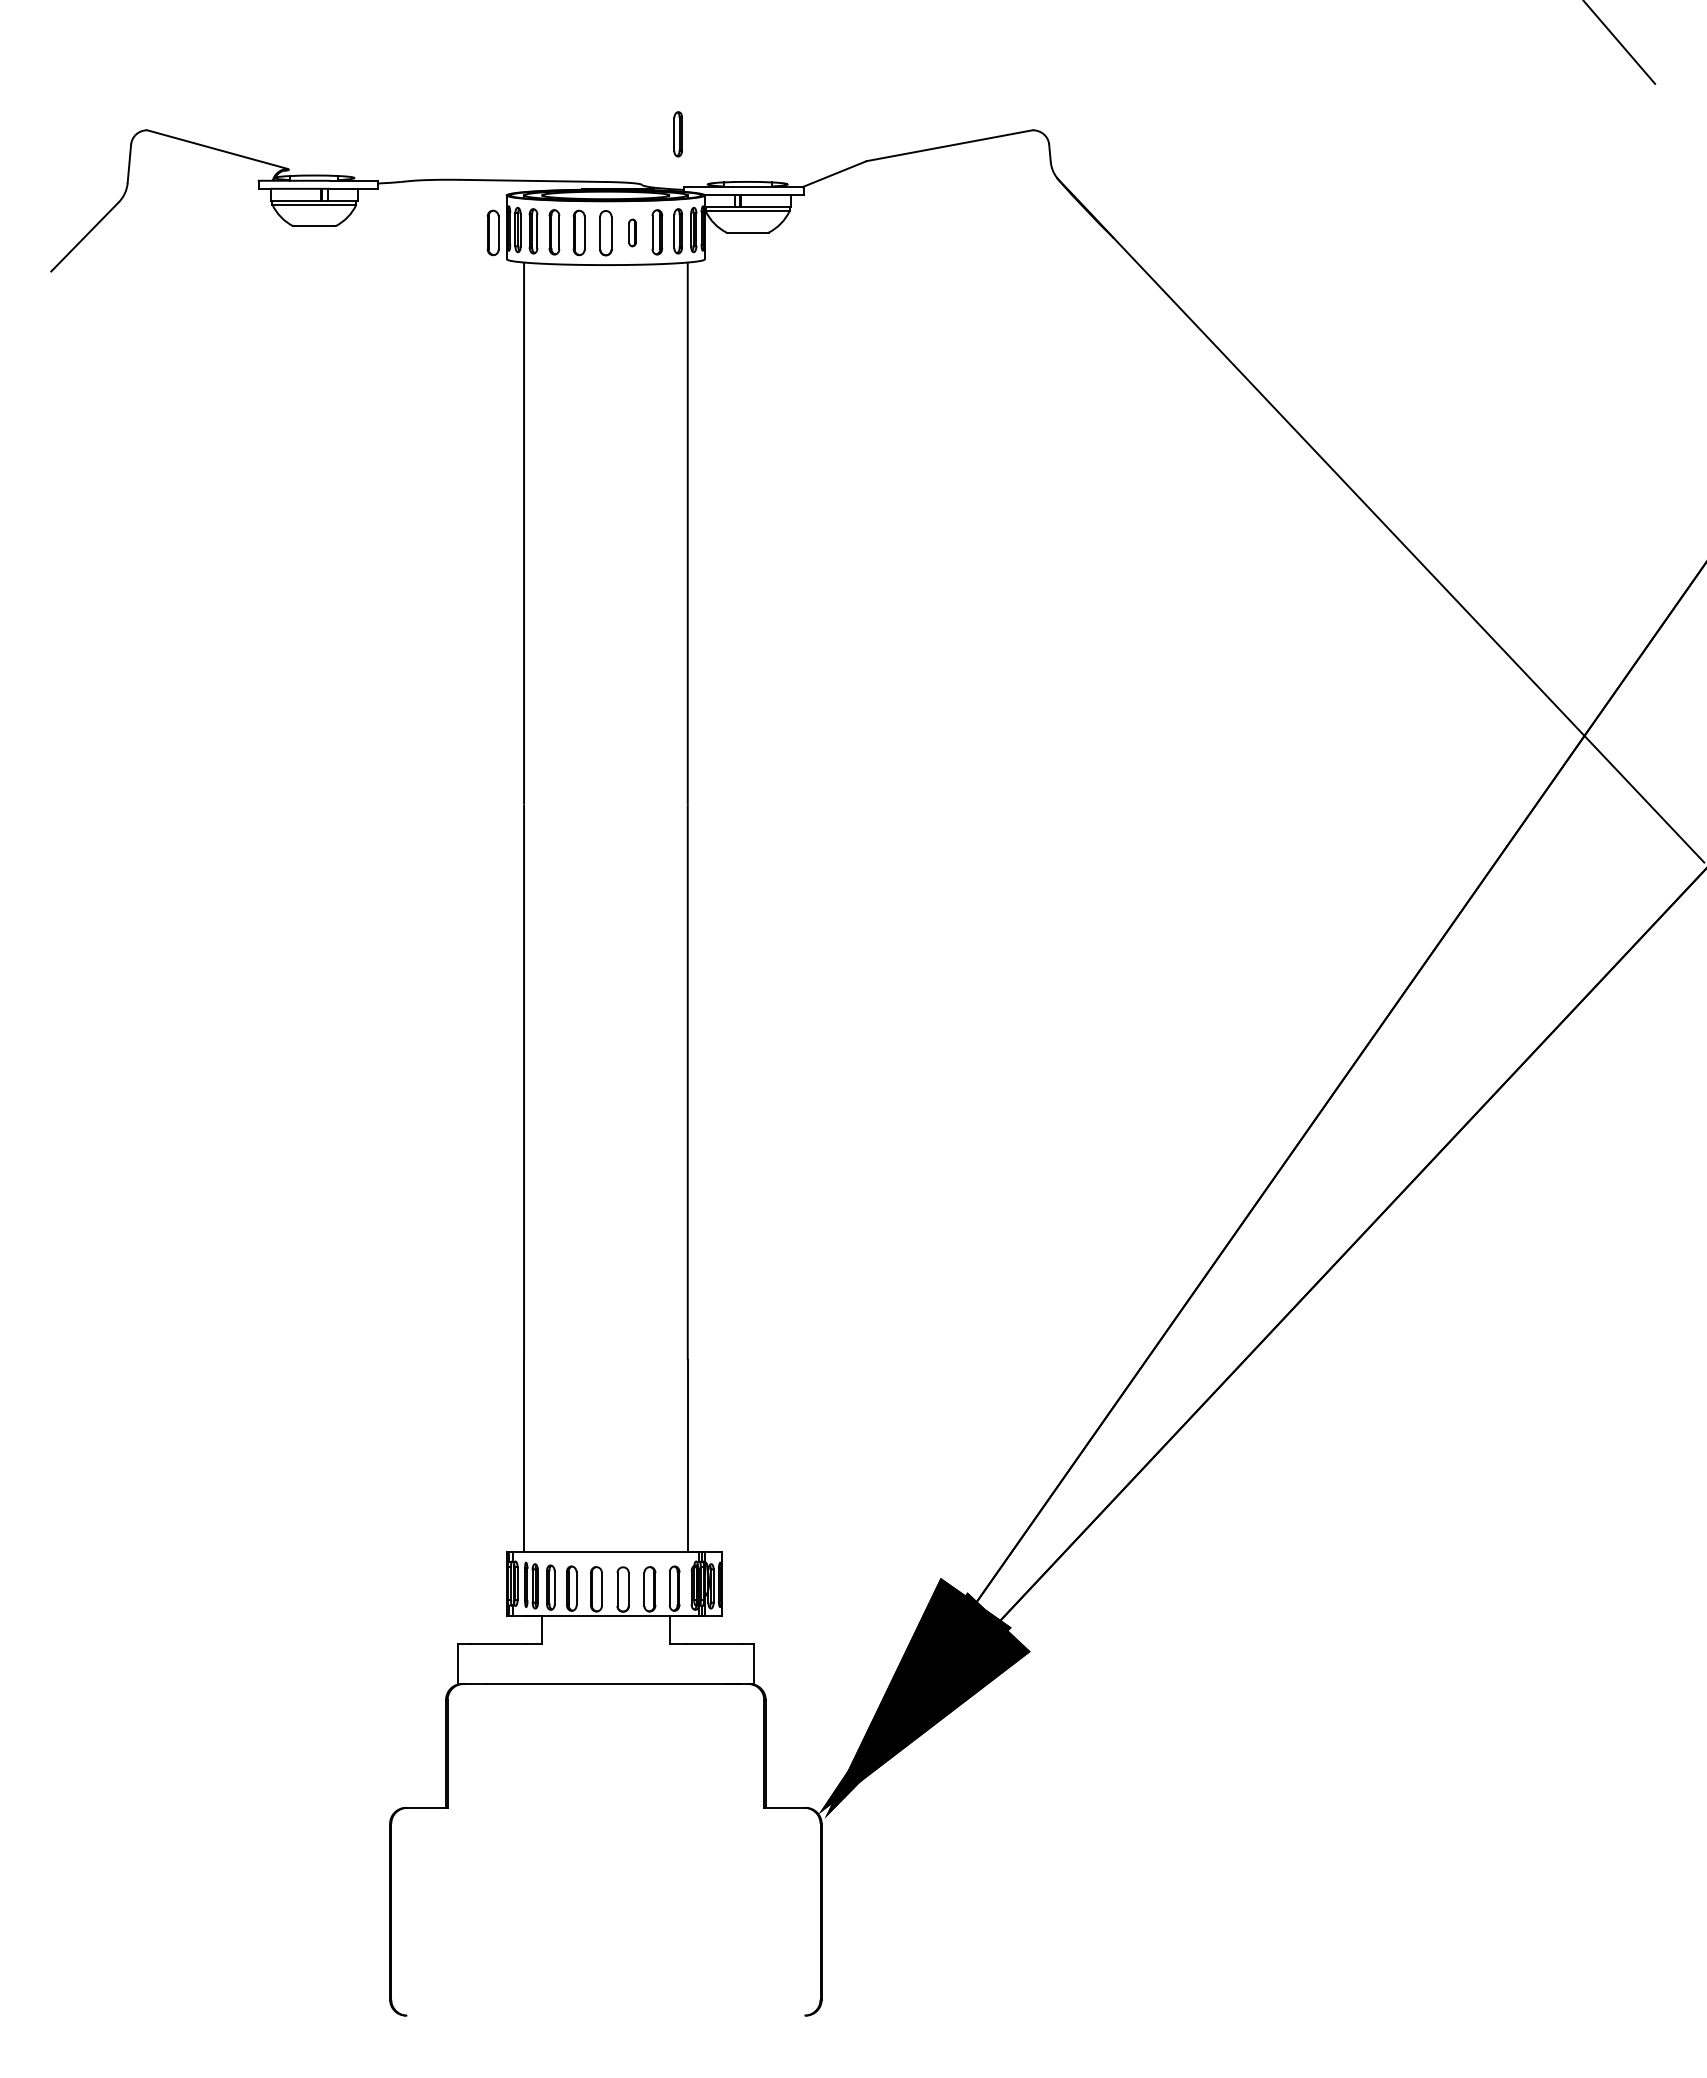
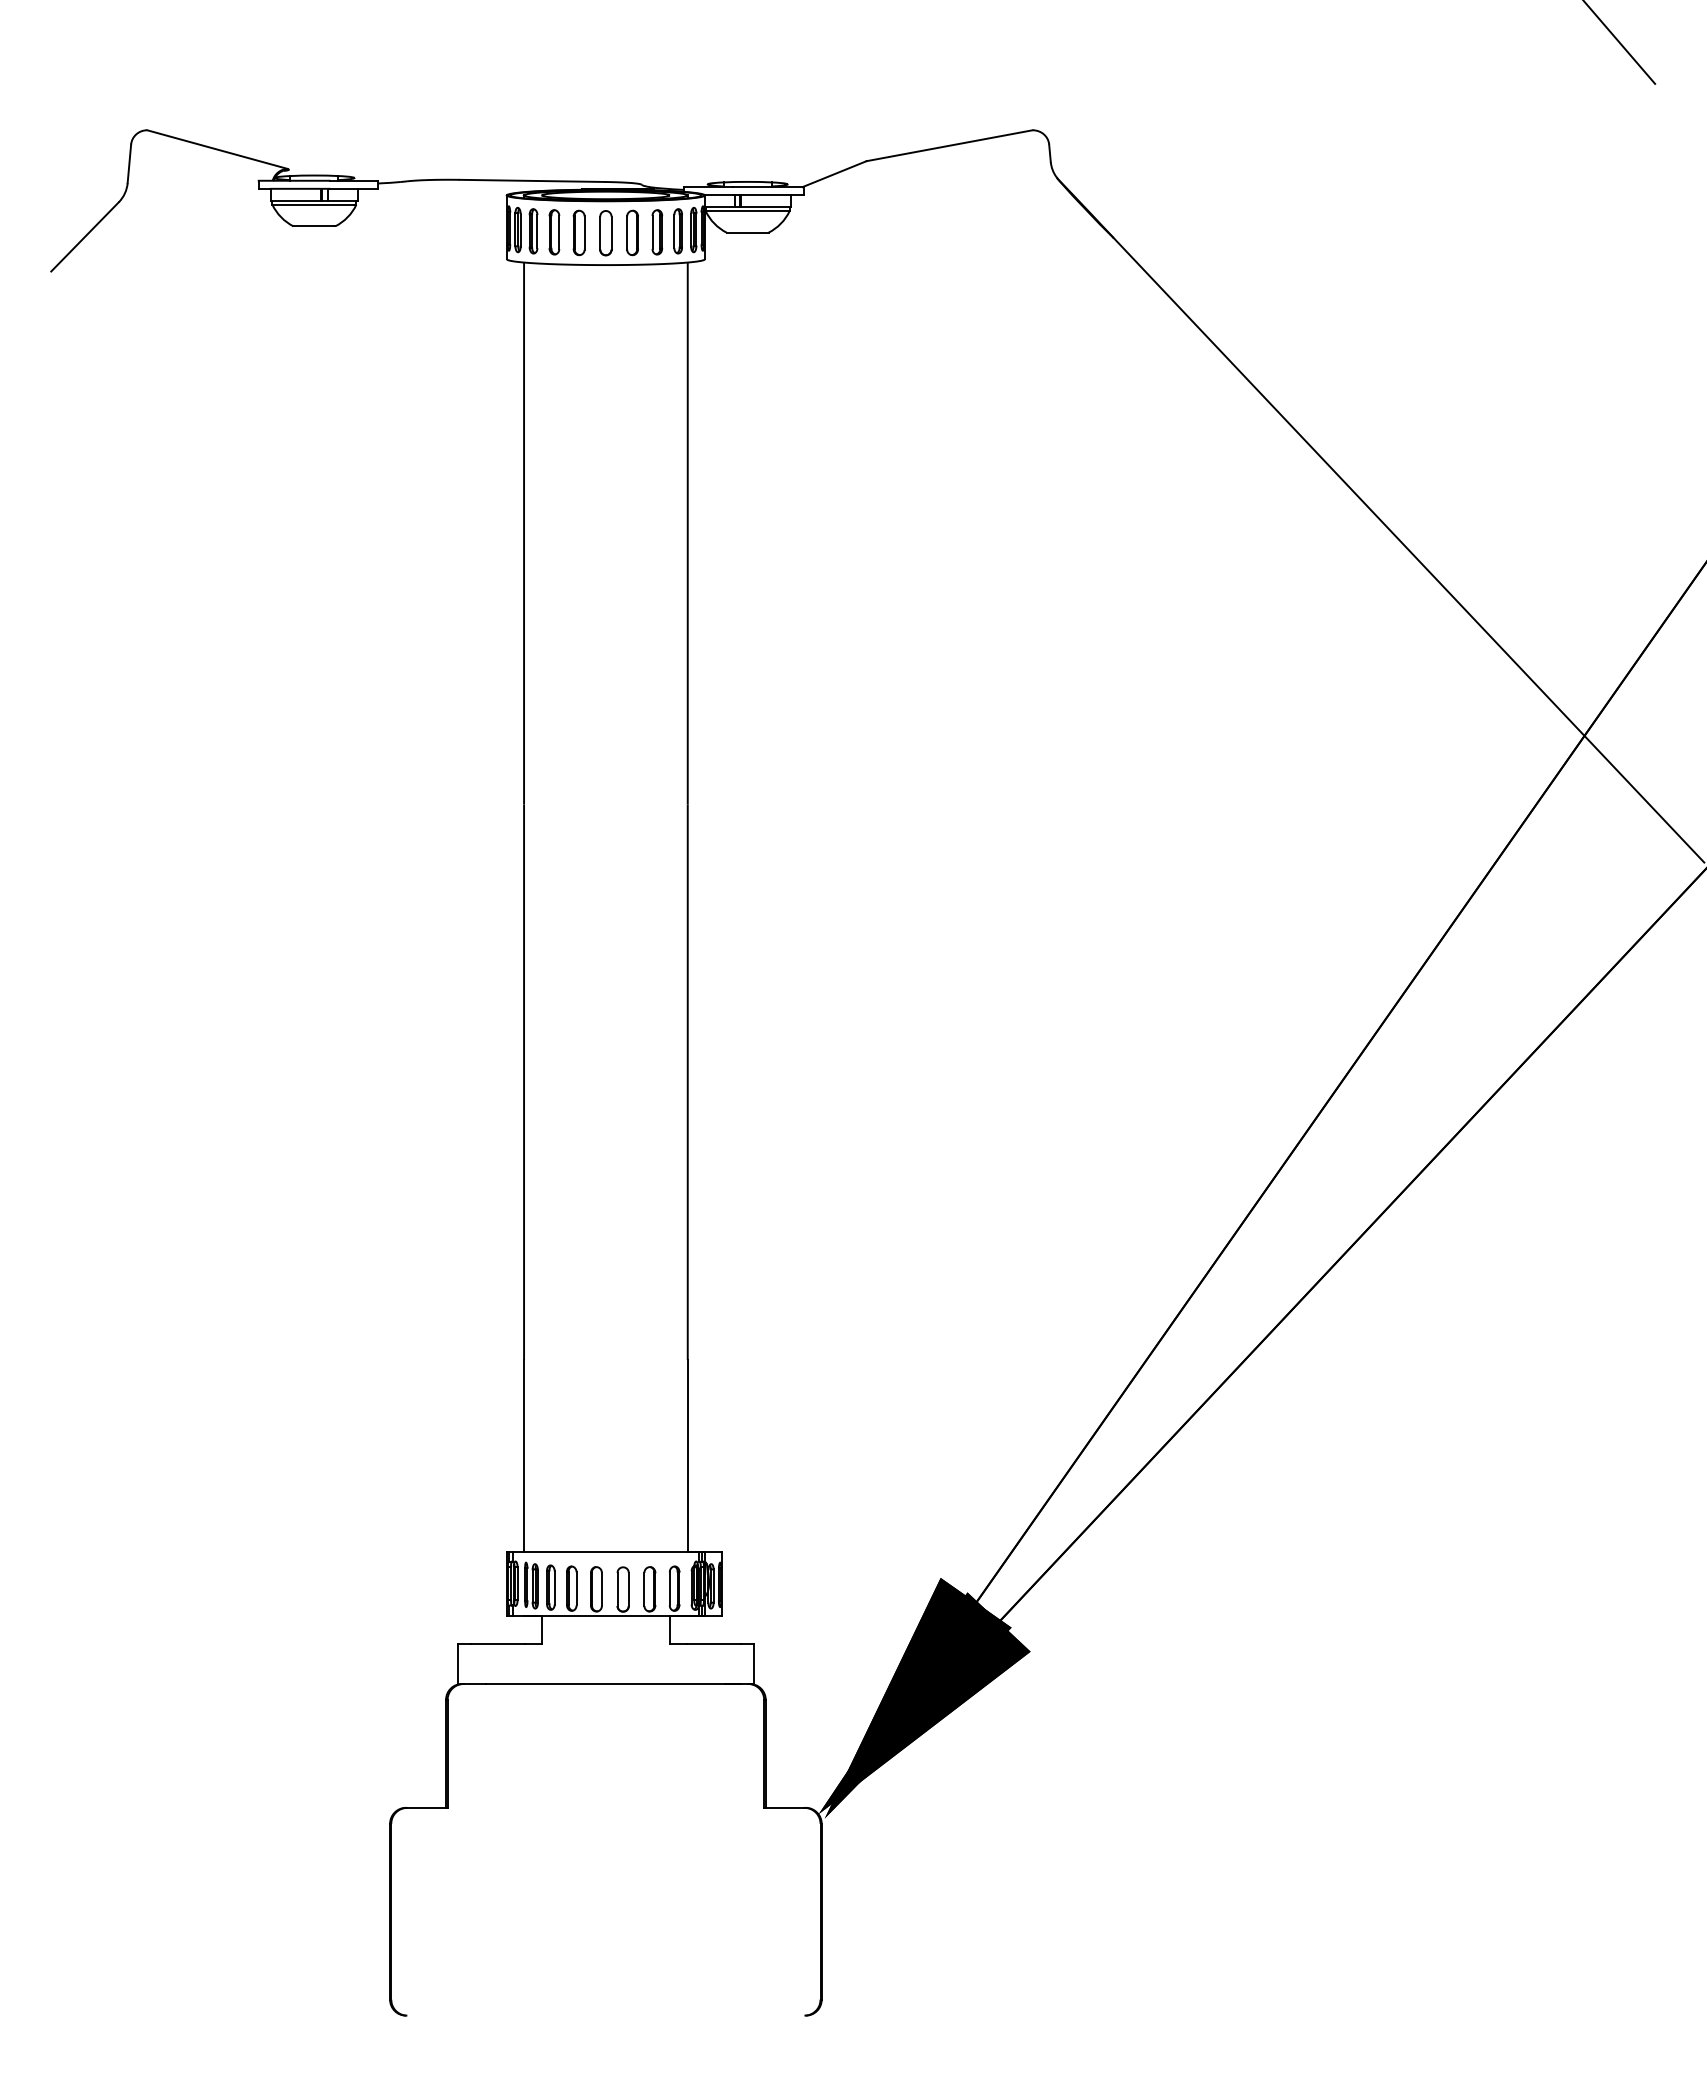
part: present -> none (677, 134)
part: present -> none (492, 232)
part size: 9x30 px -> 13x48 px (632, 232)
